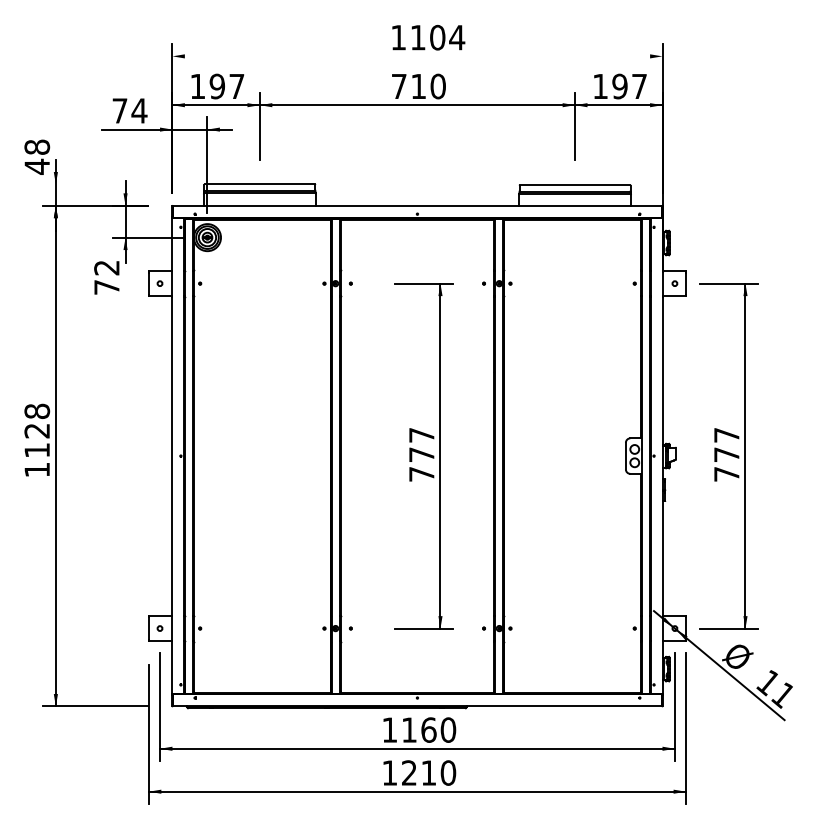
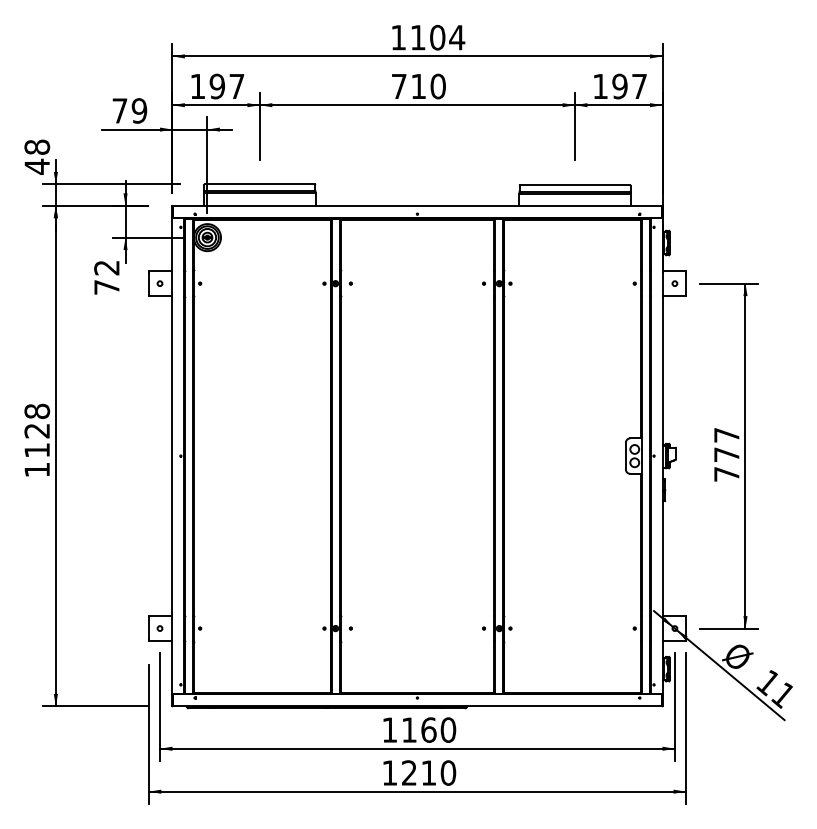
line: none -> present (417, 56)
text: 74 -> 79 (139, 110)
line: none -> present (111, 184)
part: present -> none (423, 456)
